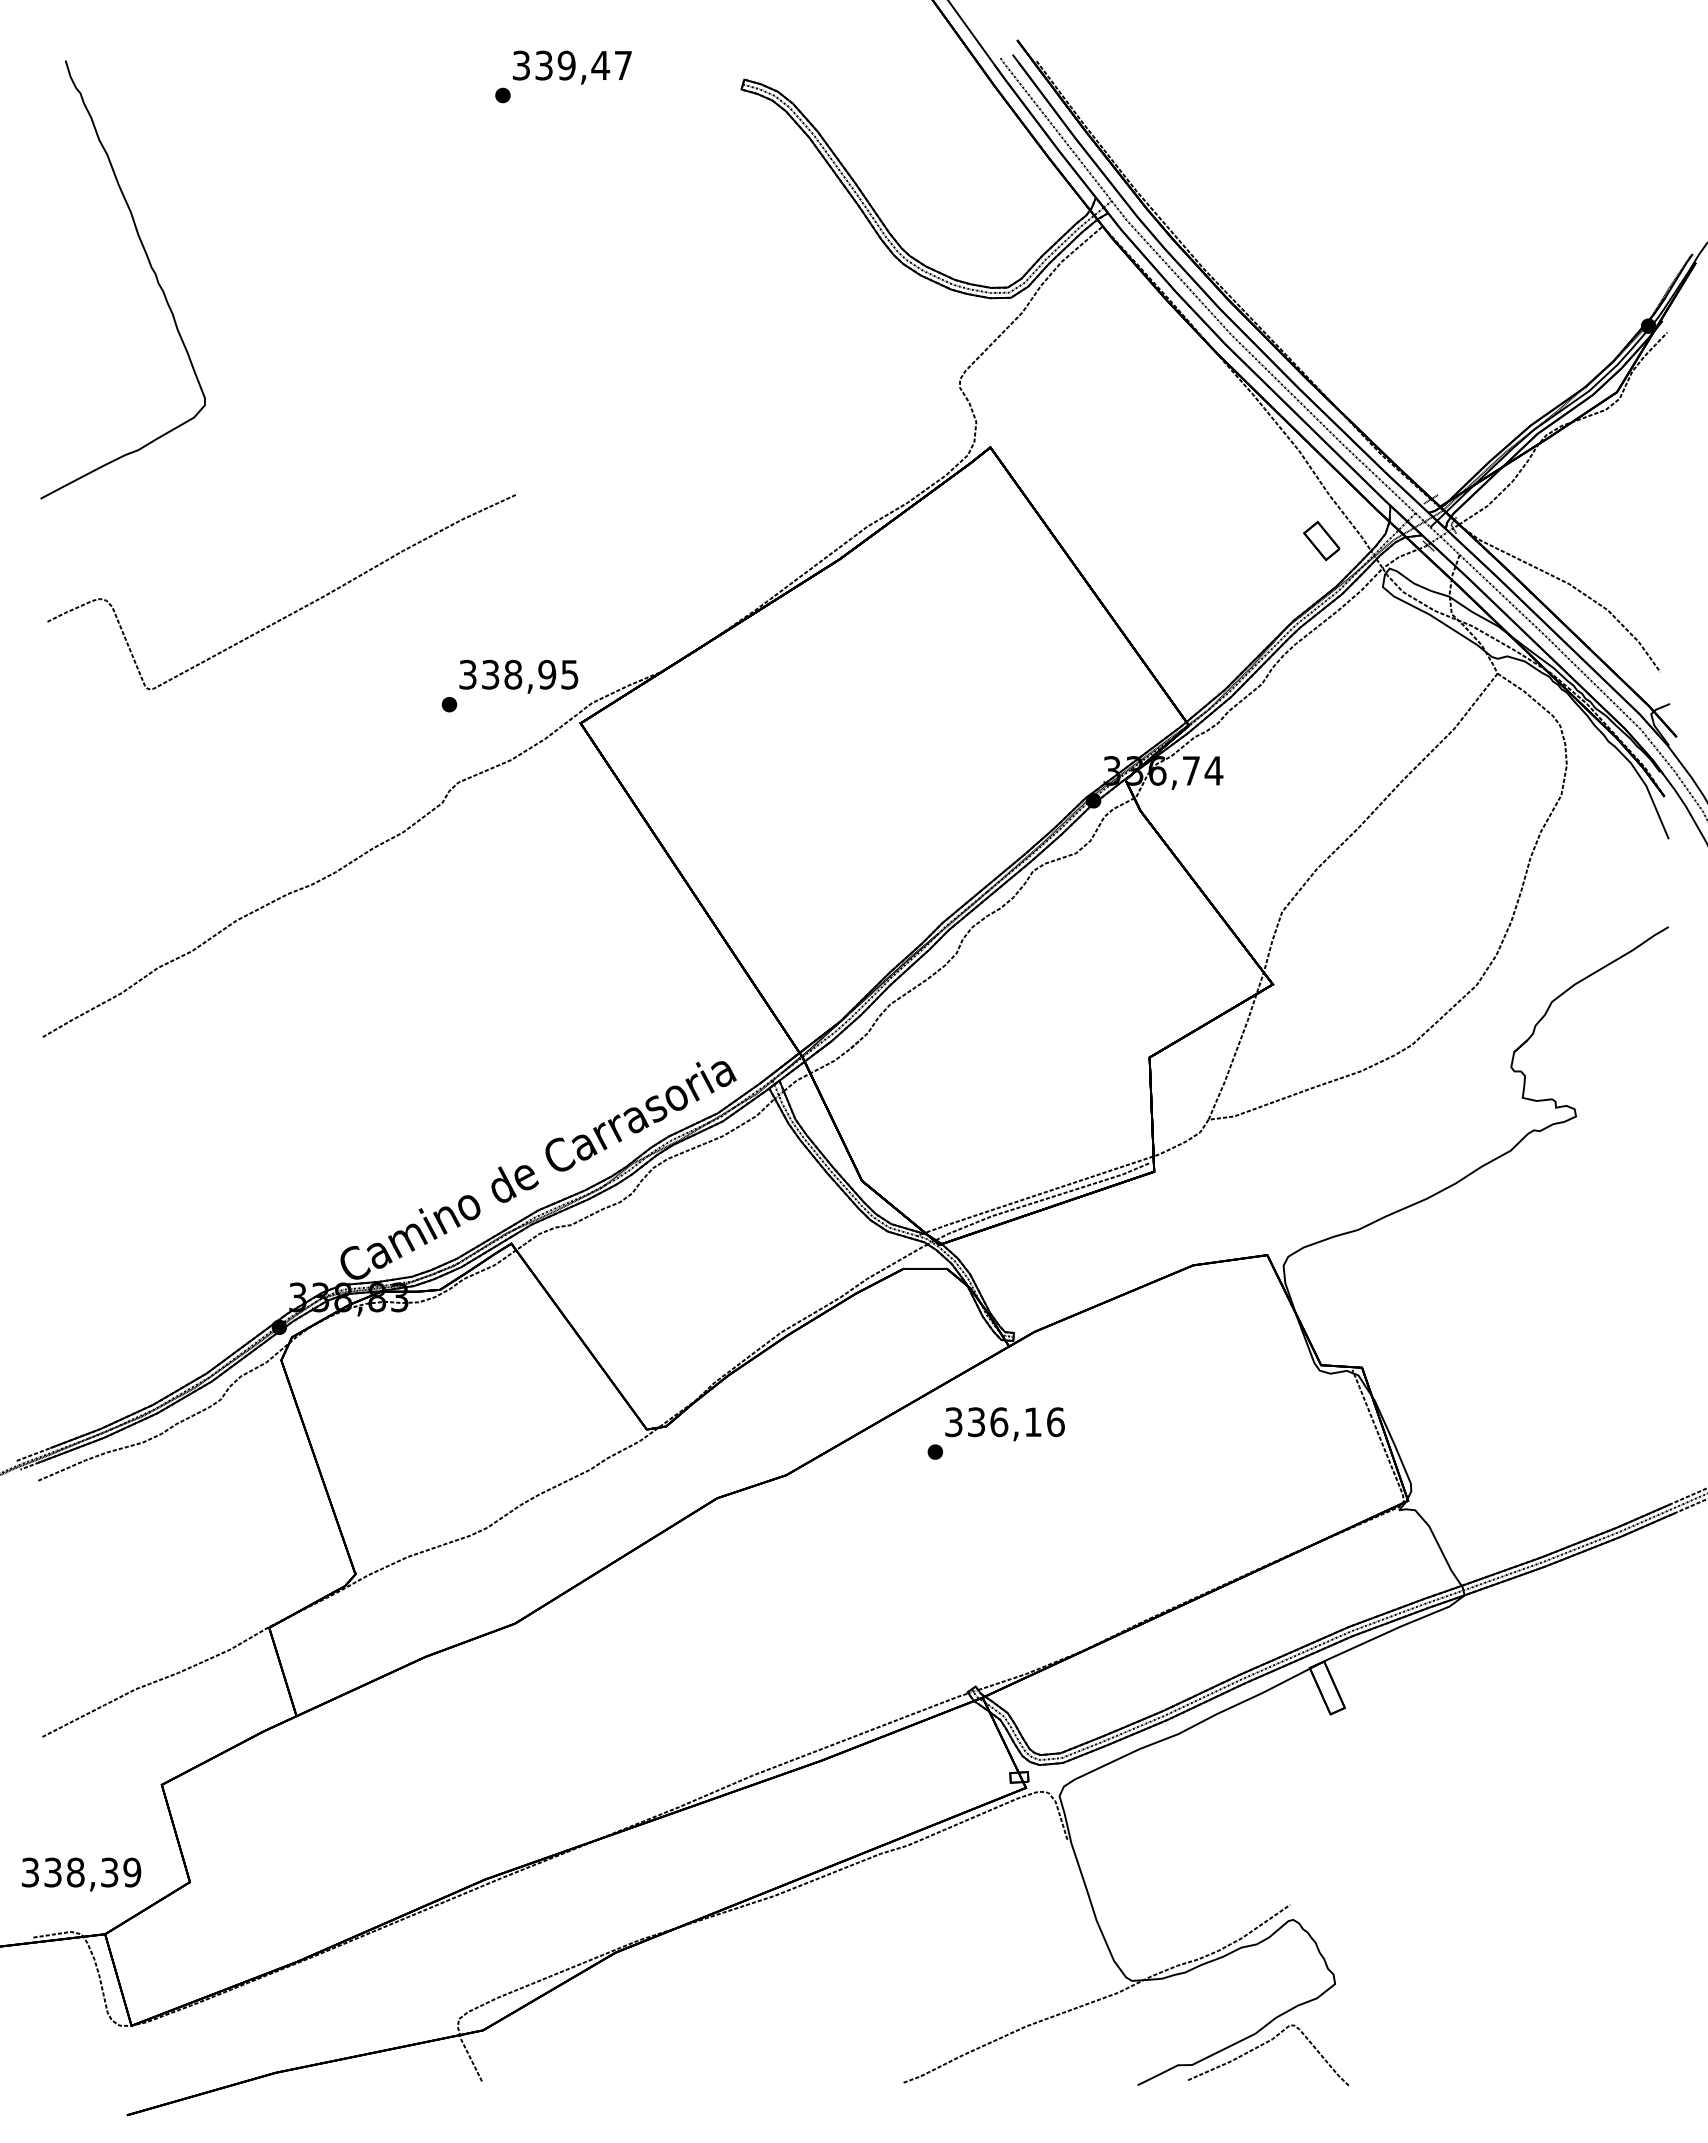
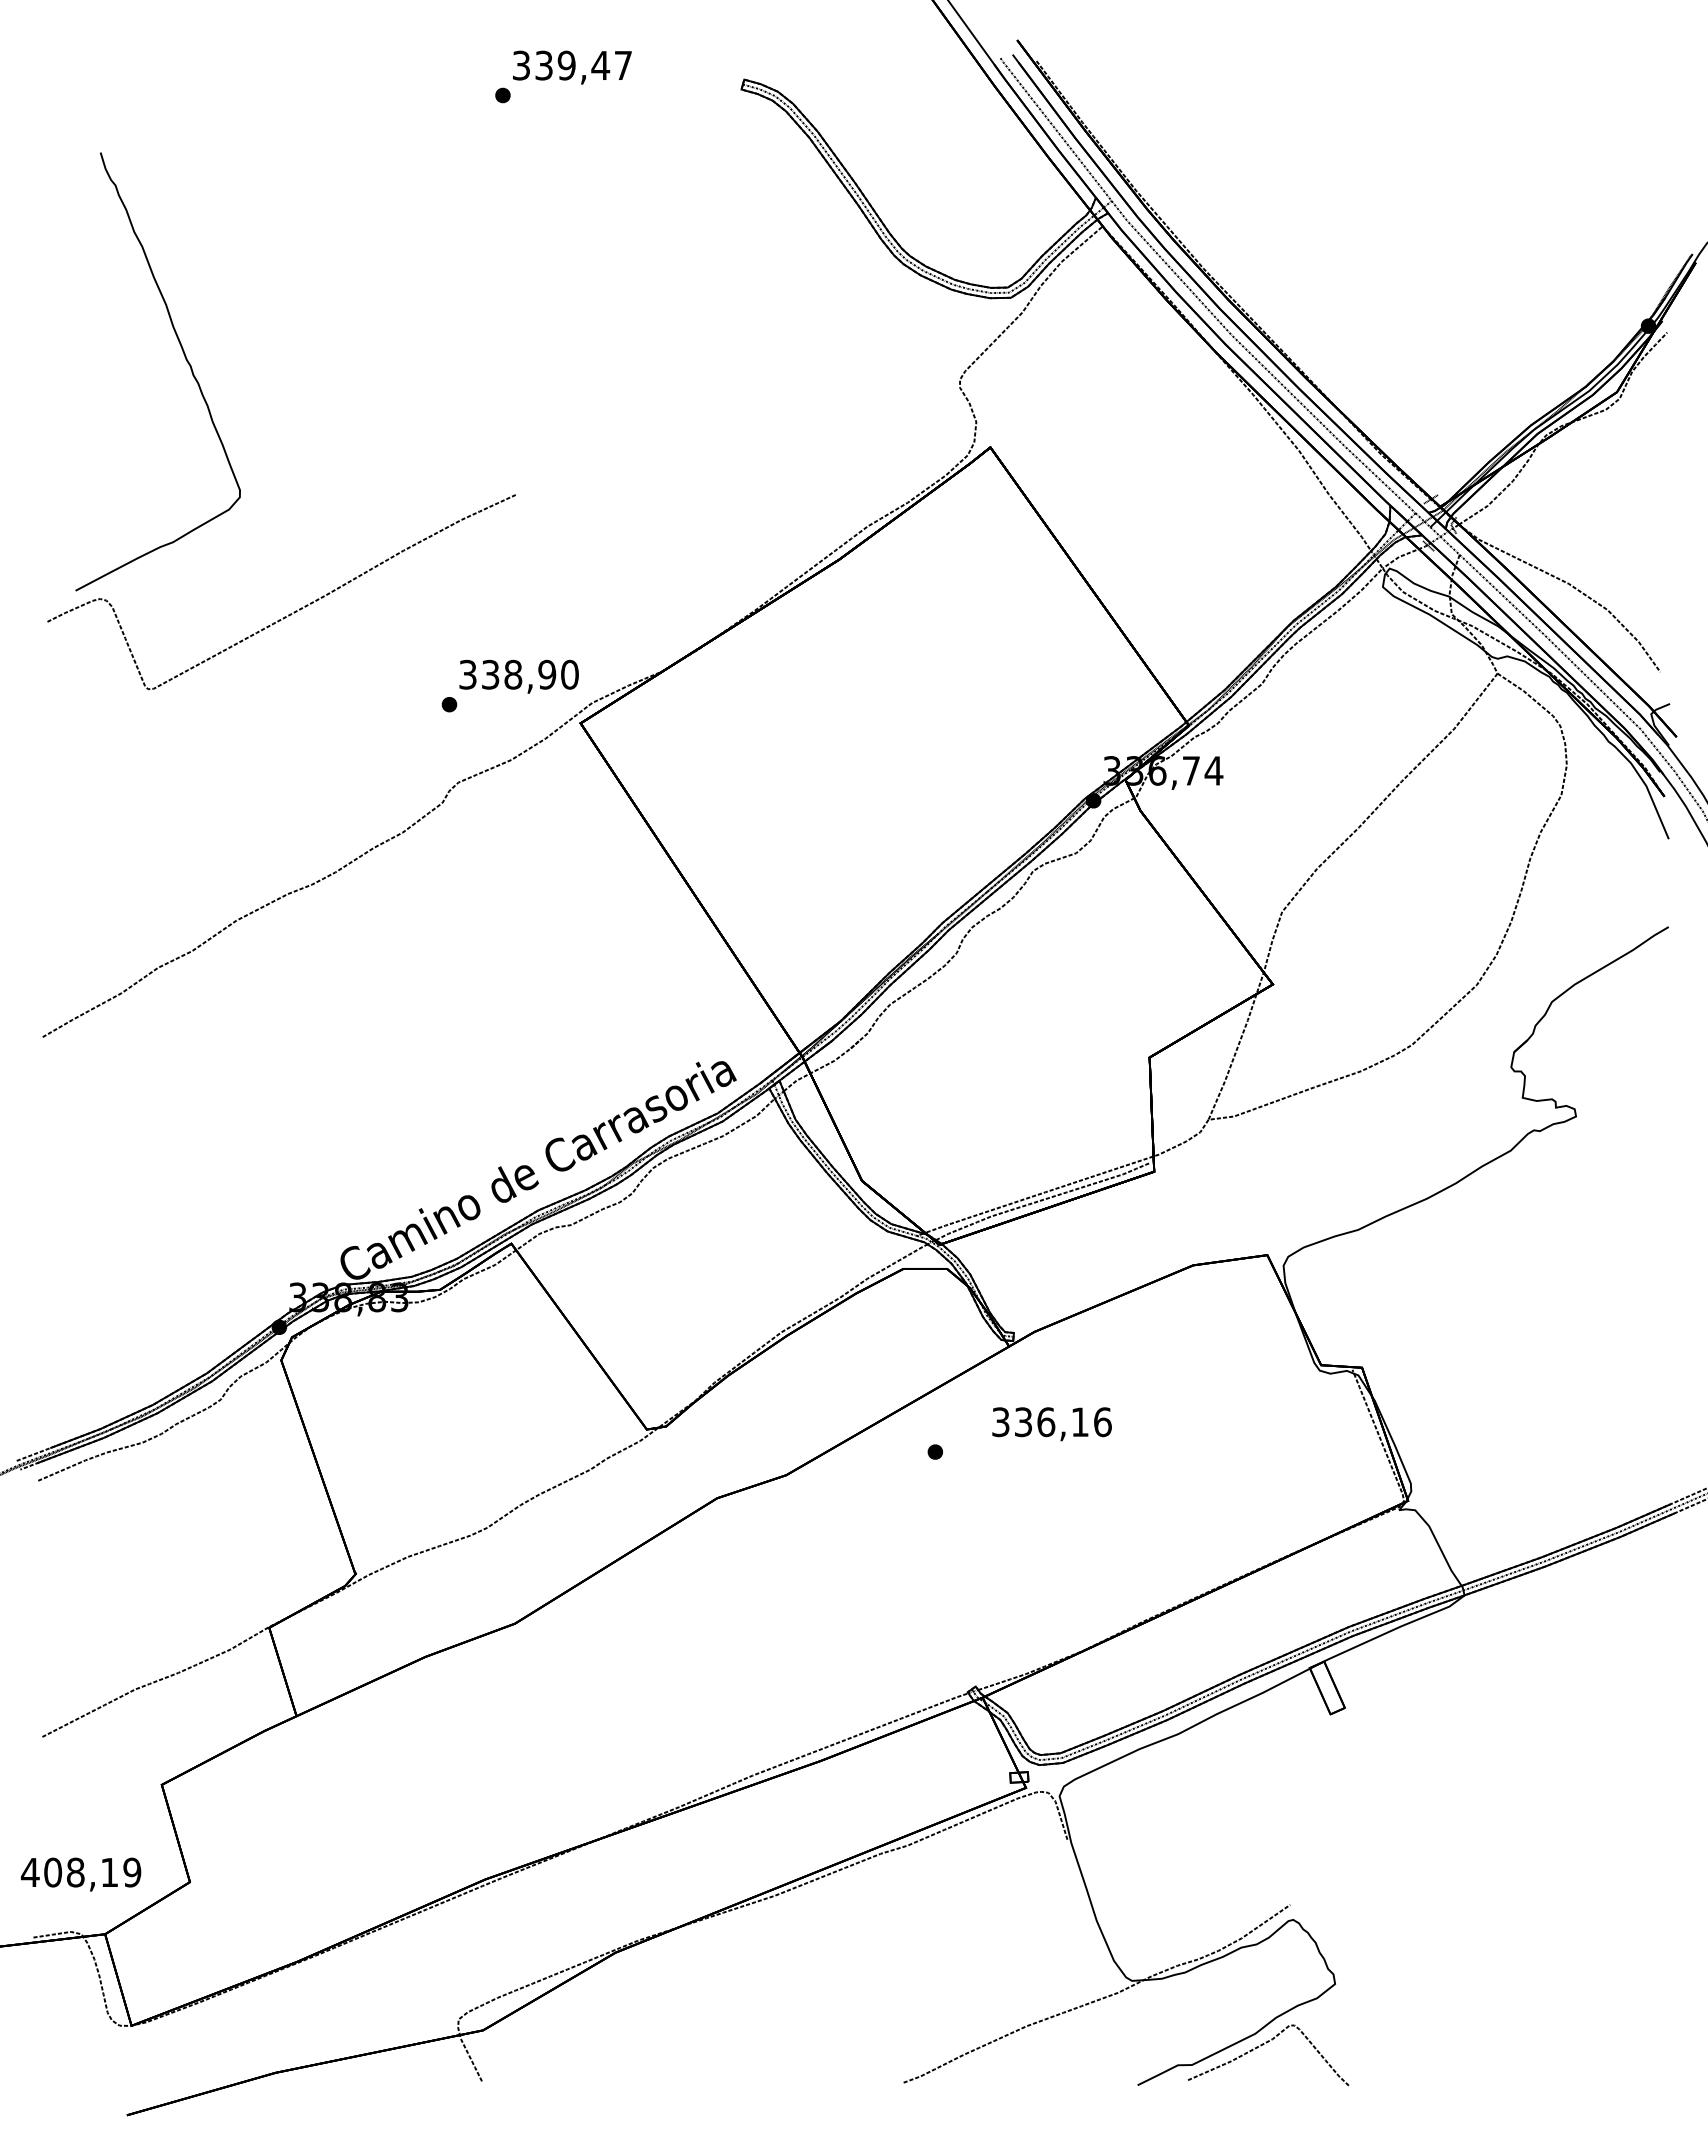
part position: (149, 265) -> (184, 357) (184, 357)
part: present -> none (1321, 540)
text: 338,95 -> 338,90 (569, 674)
text position: (1004, 1424) -> (1051, 1424) (1051, 1424)
text: 338,39 -> 408,19 (69, 1872)
